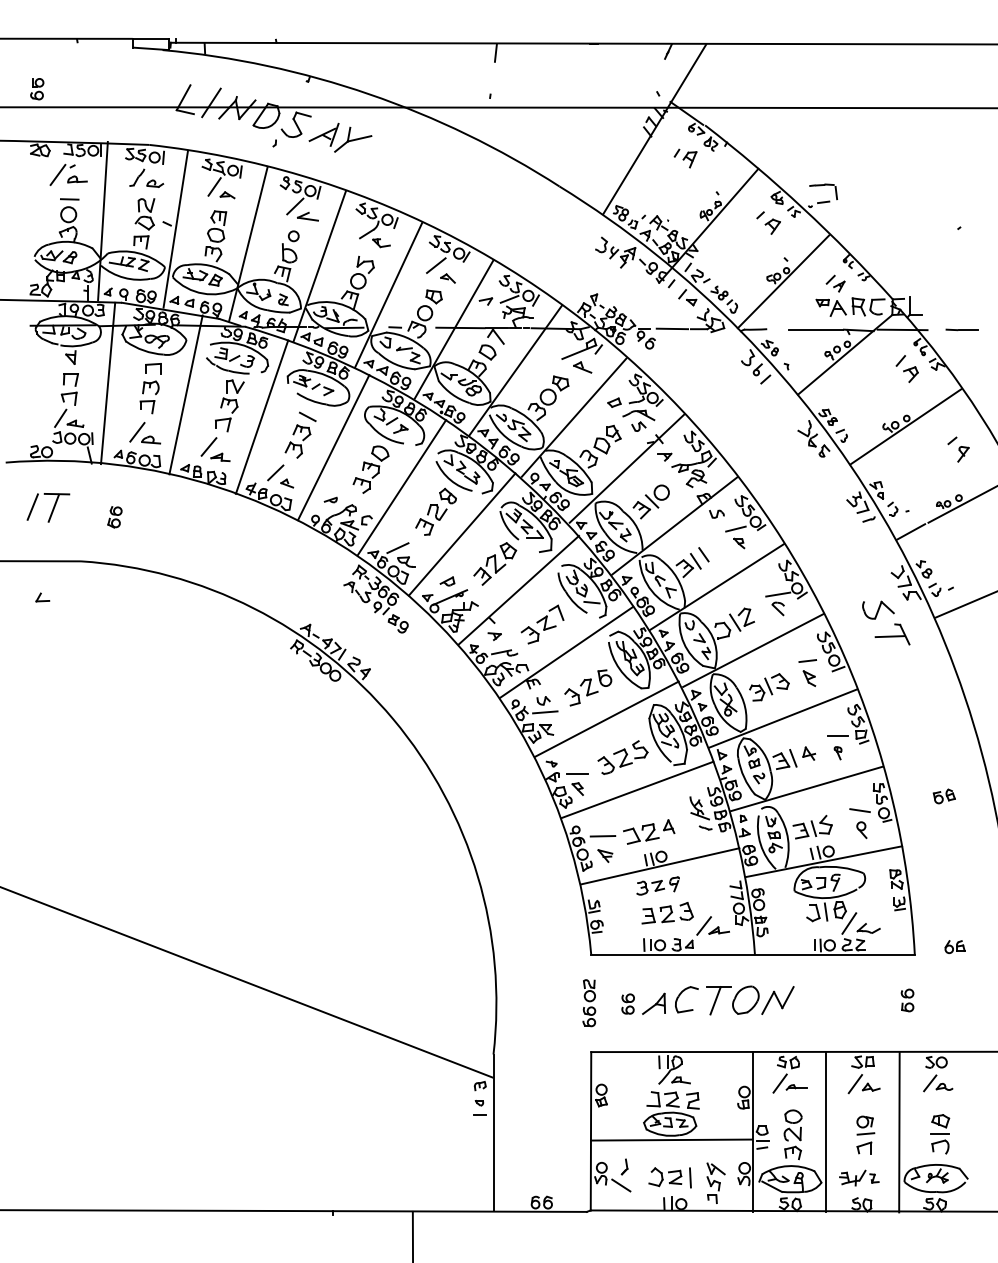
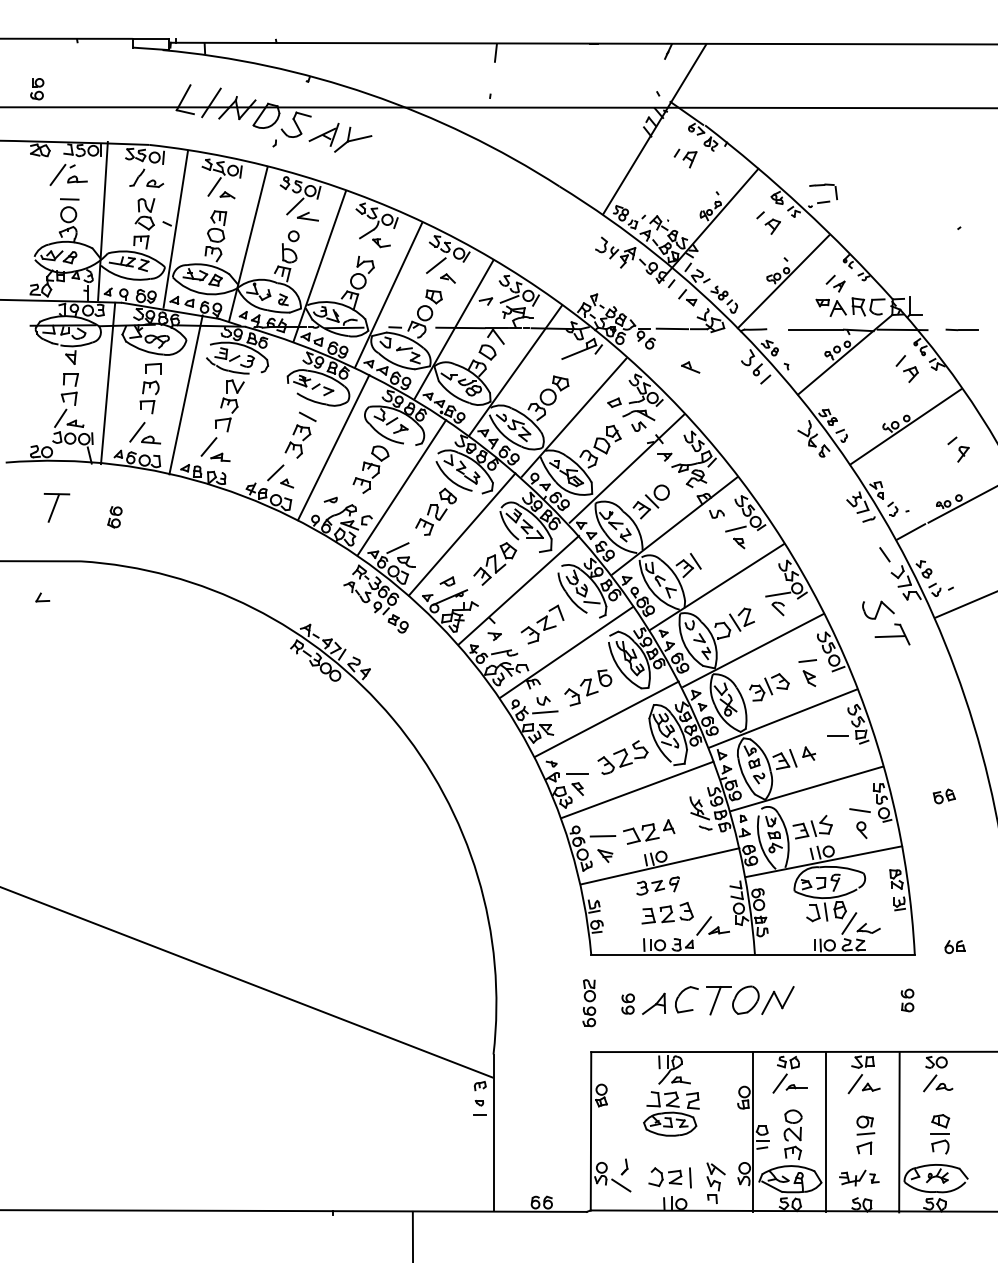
part position: (582, 367) -> (690, 367) (690, 367)
line: present -> none (261, 416)
line: present -> none (32, 506)
line position: (703, 554) -> (884, 554) (884, 554)
part: present -> none (837, 753)
line: present -> none (671, 1139)
